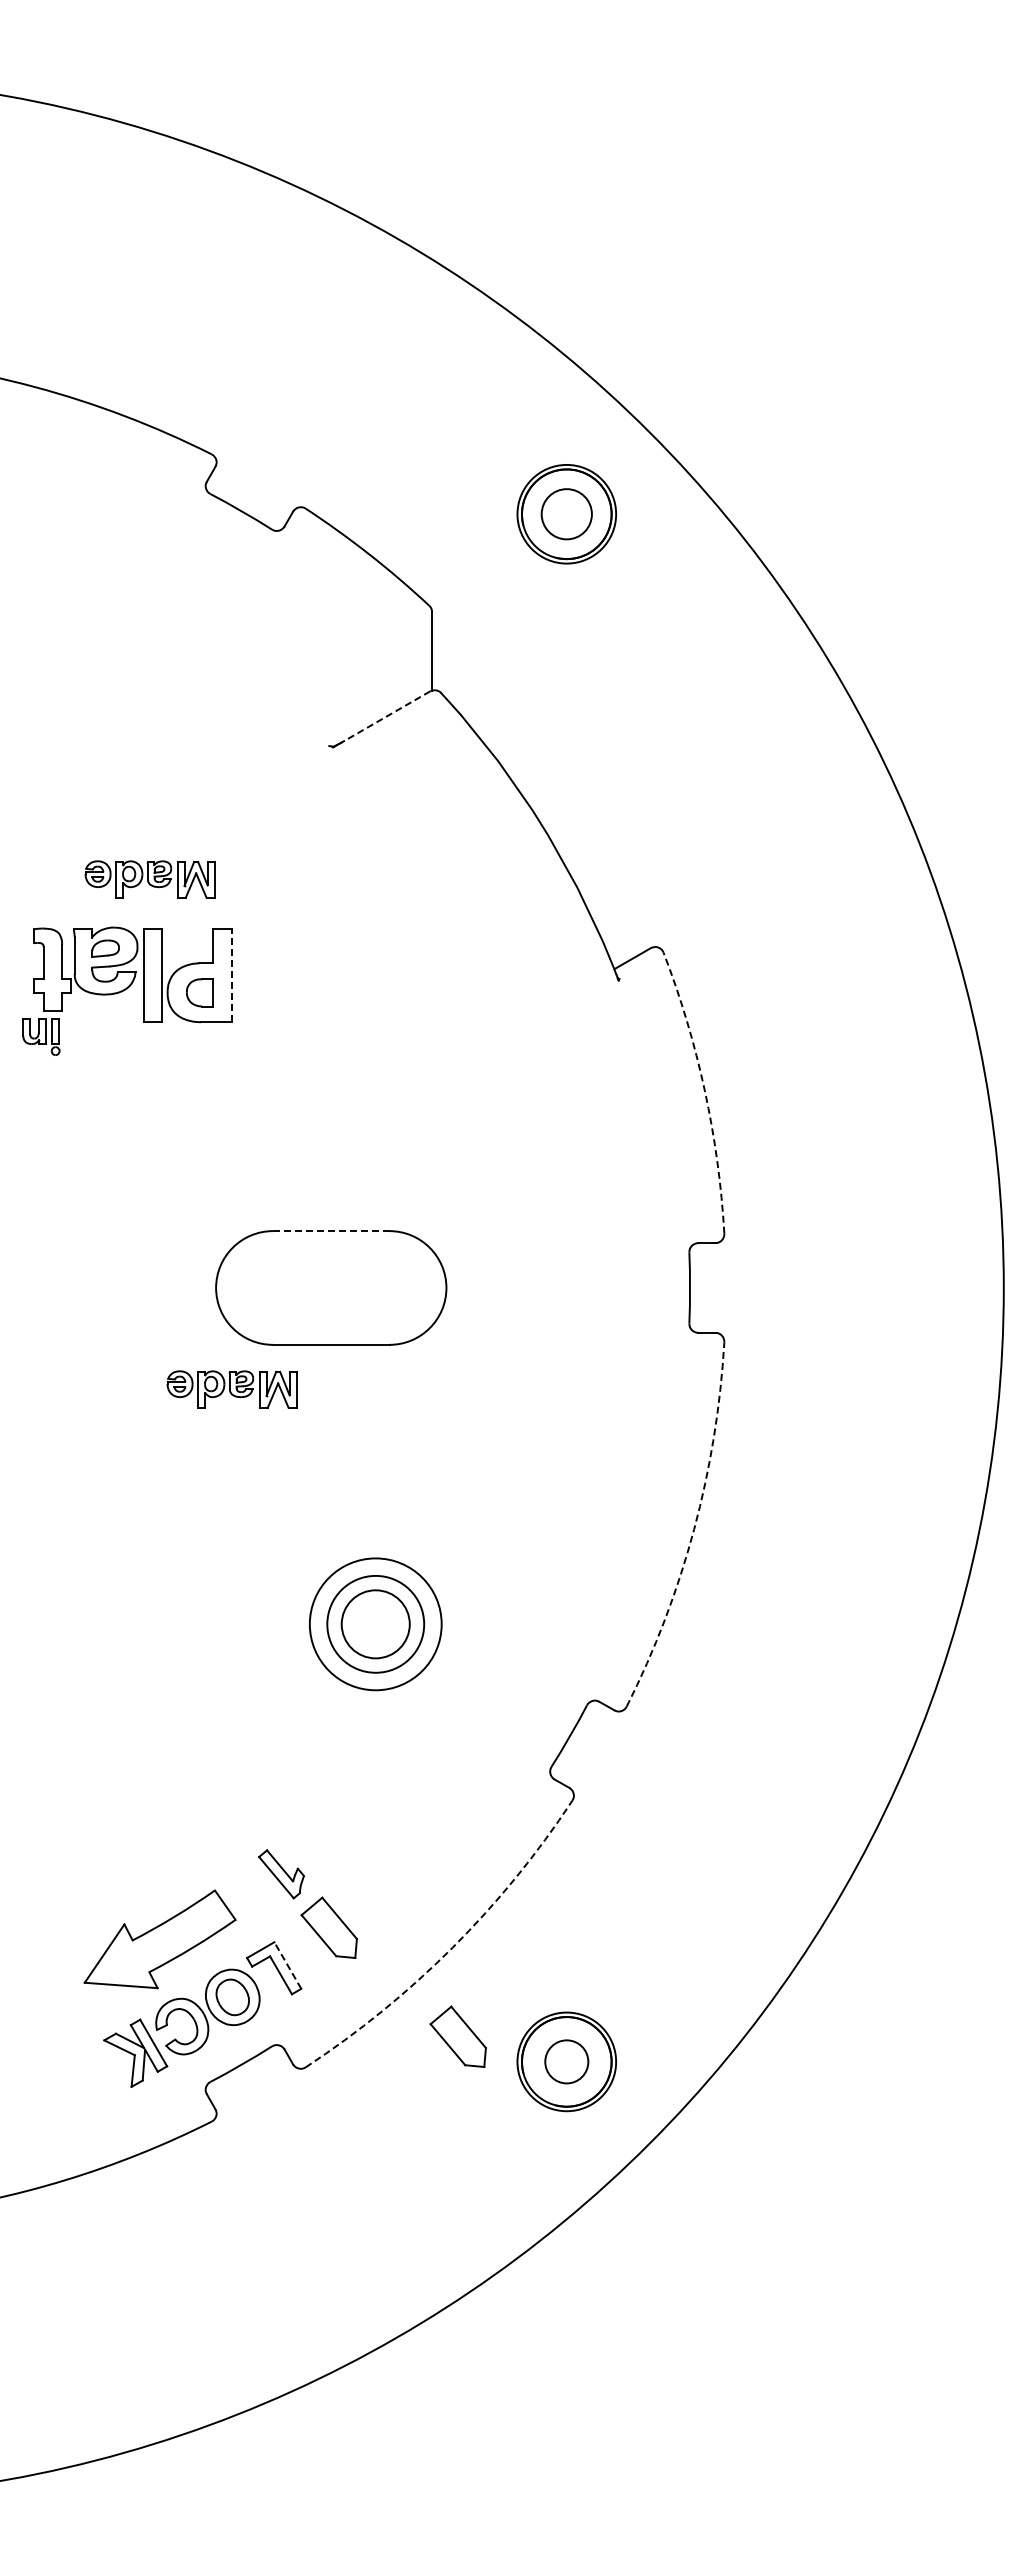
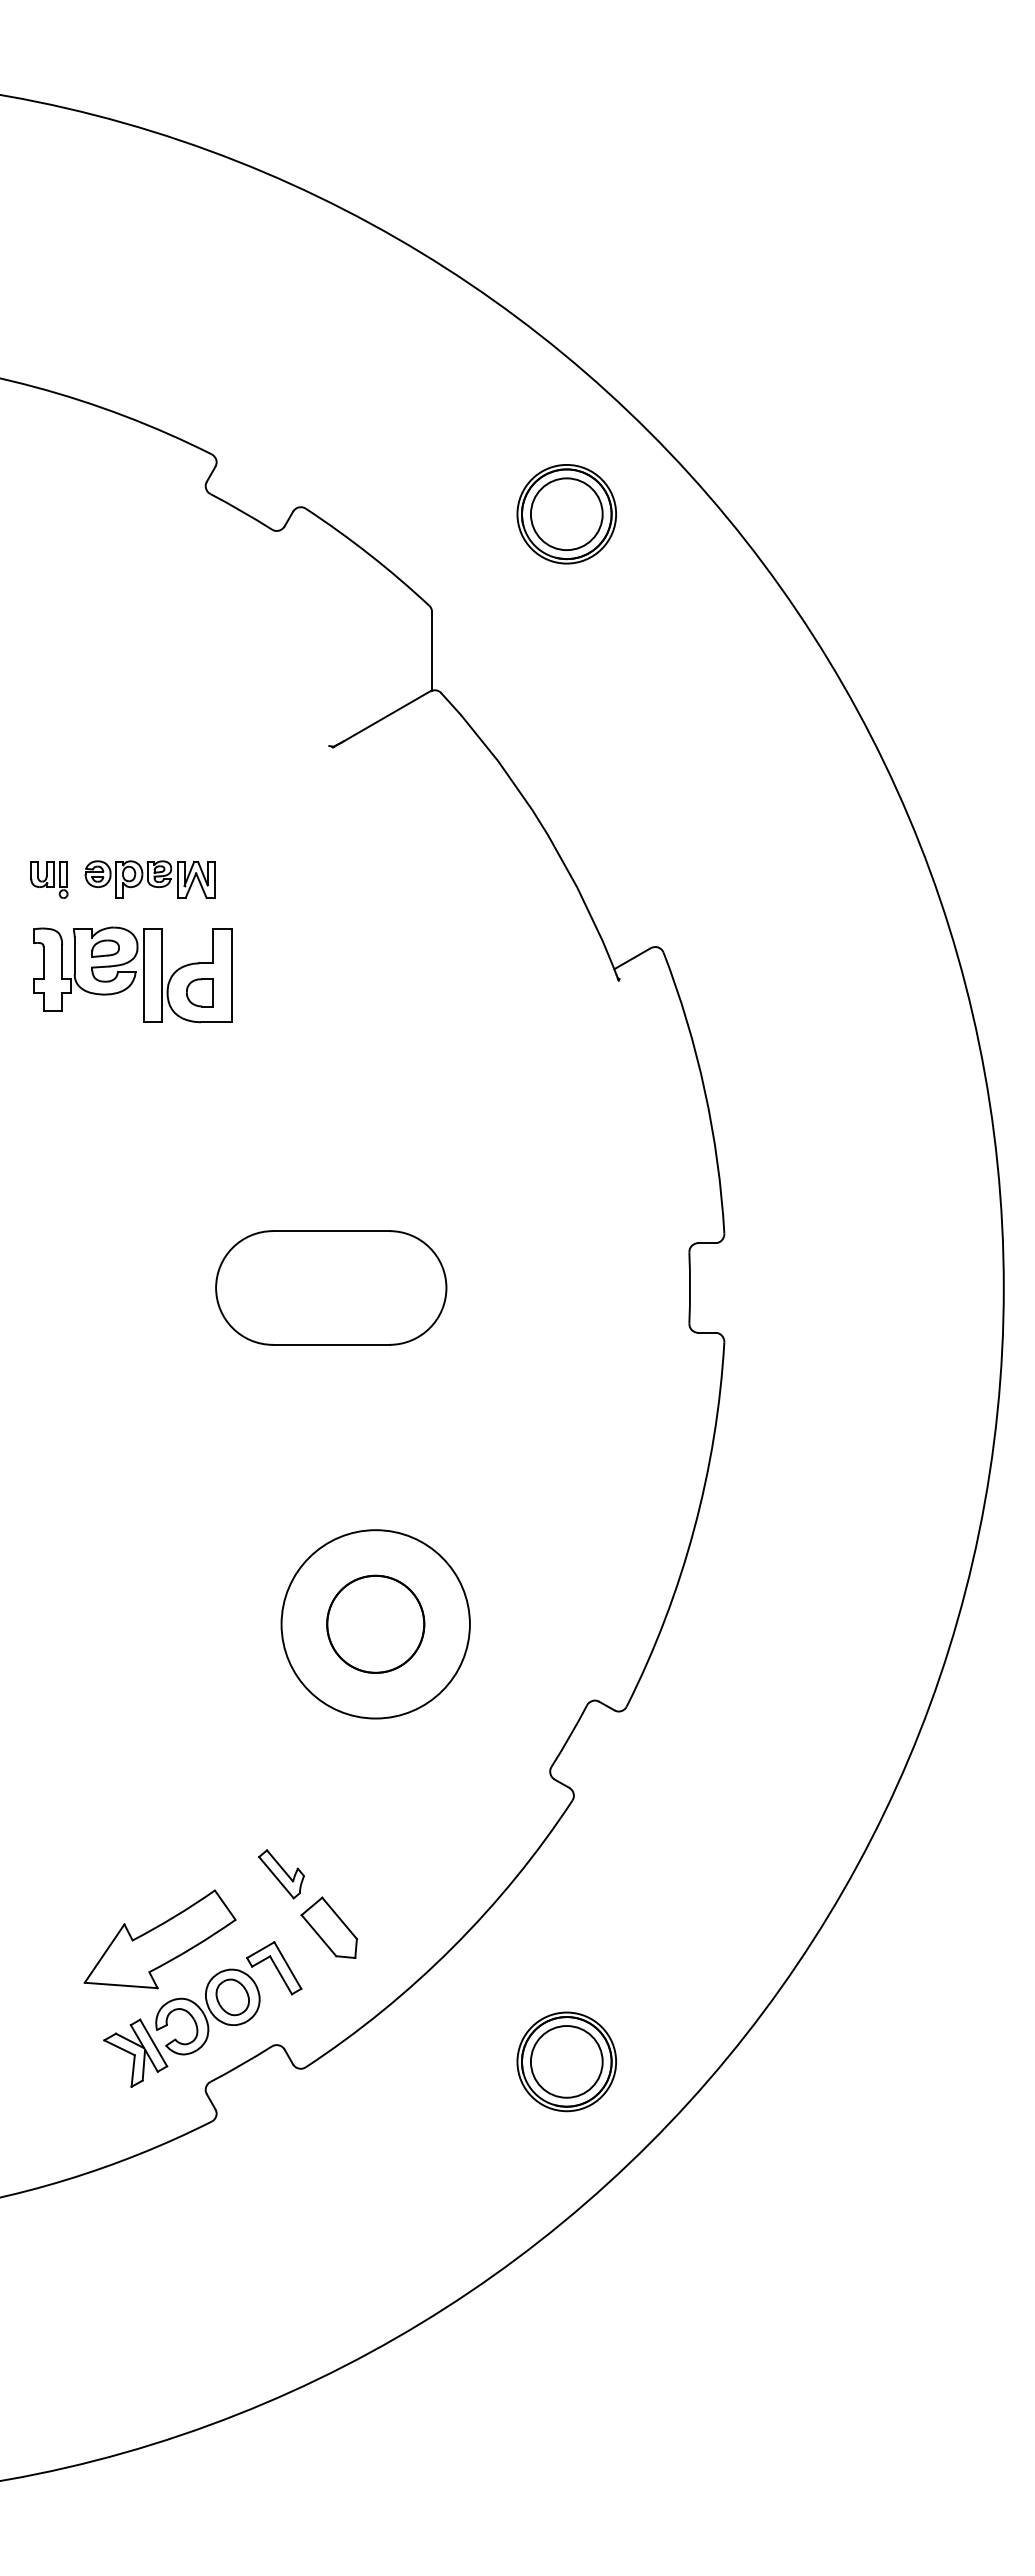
circle diameter: 50 px -> 72 px (566, 514)
line: dashed -> solid (387, 716)
line: dashed -> solid (232, 975)
part position: (41, 1036) -> (49, 879) (49, 879)
arc: dashed -> solid (704, 1090)
line: dashed -> solid (330, 1231)
part: present -> none (231, 1389)
arc: dashed -> solid (694, 1529)
circle diameter: 132 px -> 188 px (375, 1624)
circle diameter: 68 px -> 97 px (375, 1623)
arc: dashed -> solid (452, 1947)
line: dashed -> solid (287, 1965)
part: present -> none (457, 2036)
circle diameter: 43 px -> 72 px (566, 2061)
